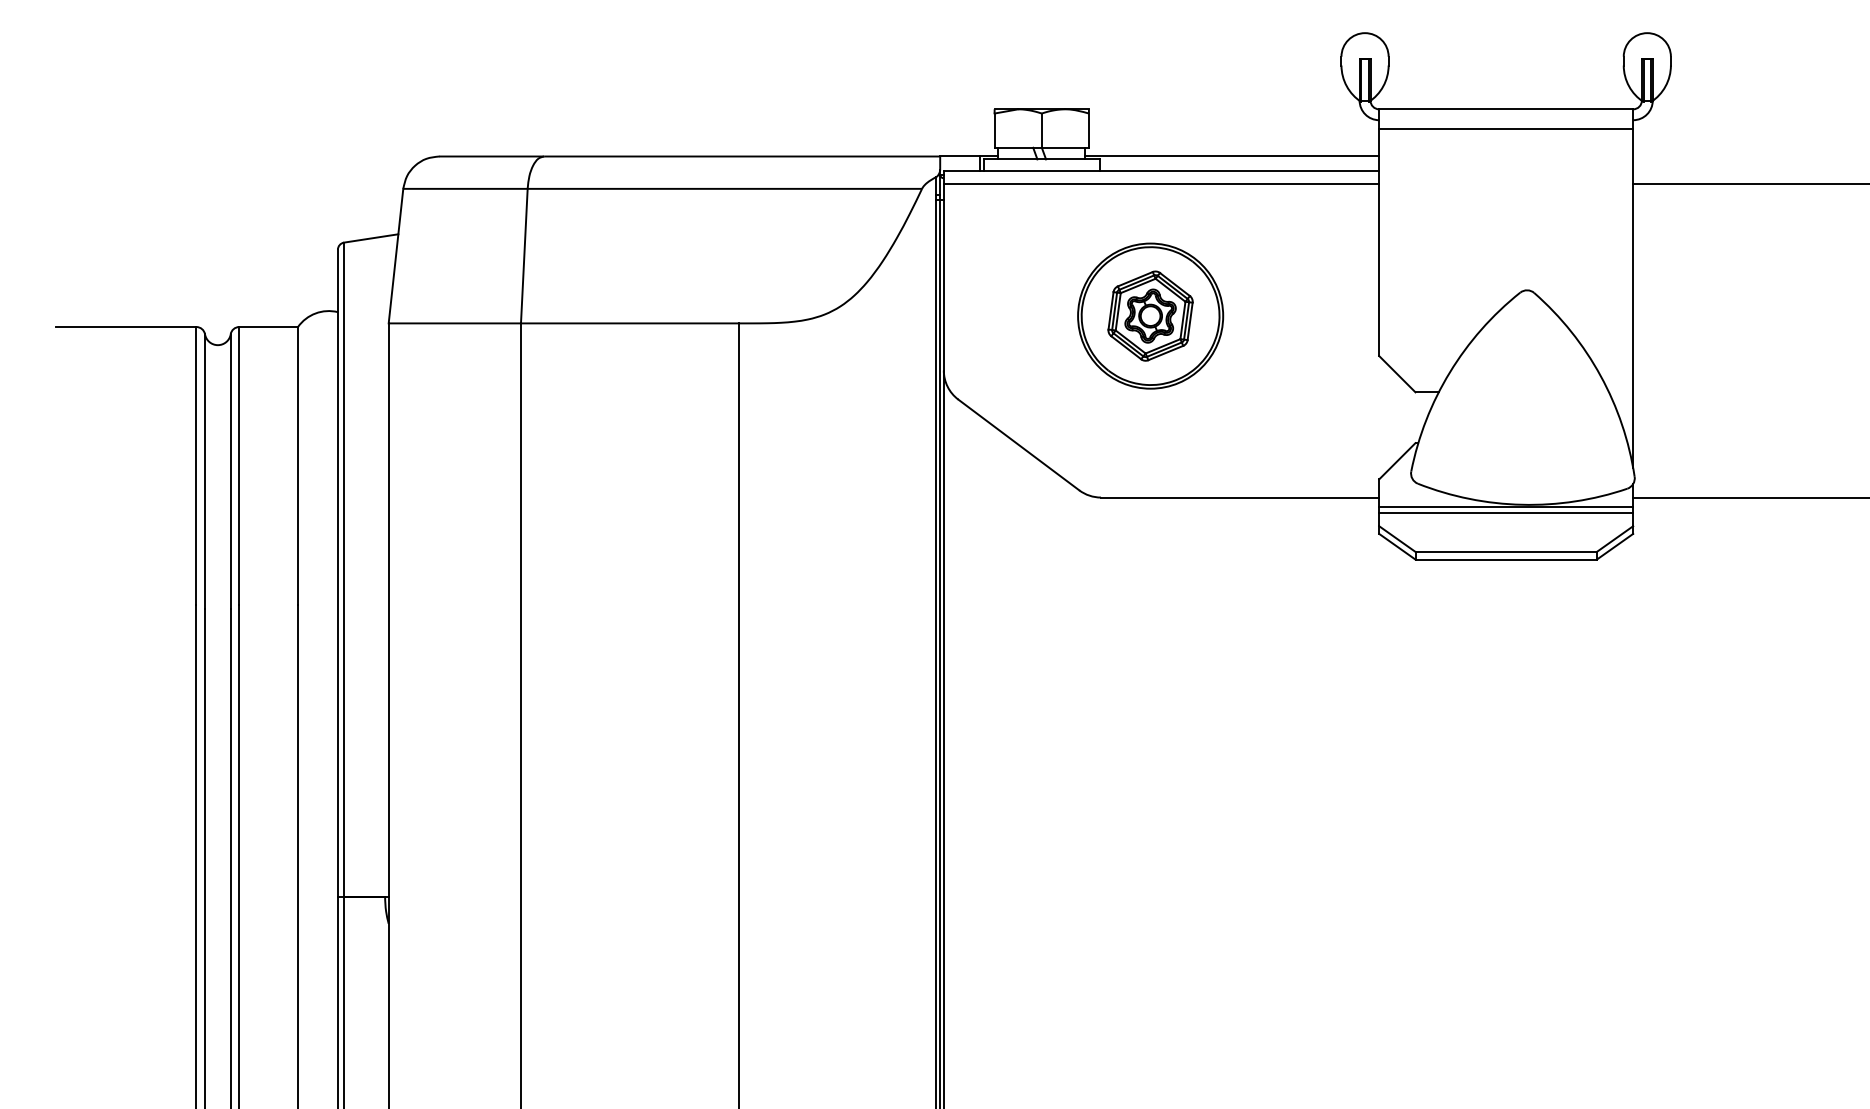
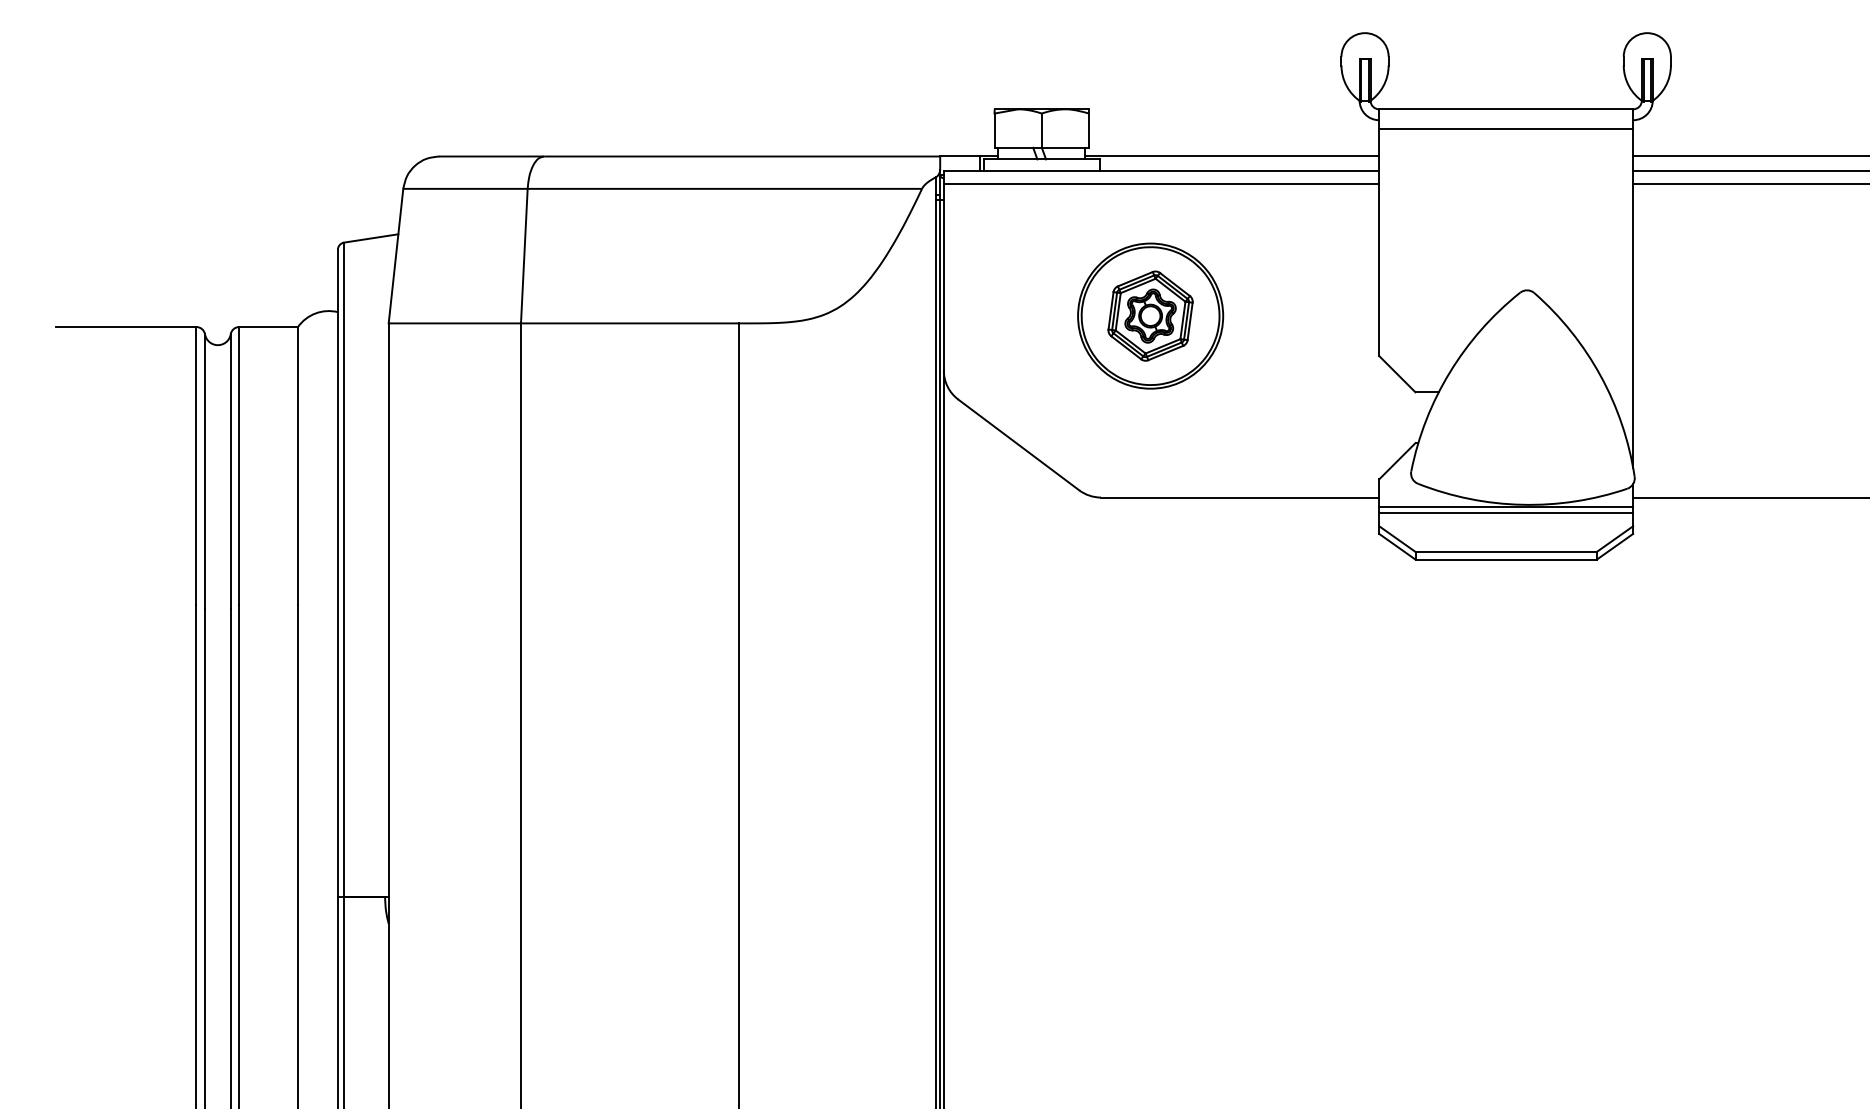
line: none -> present (1749, 156)
line: none -> present (1749, 171)
